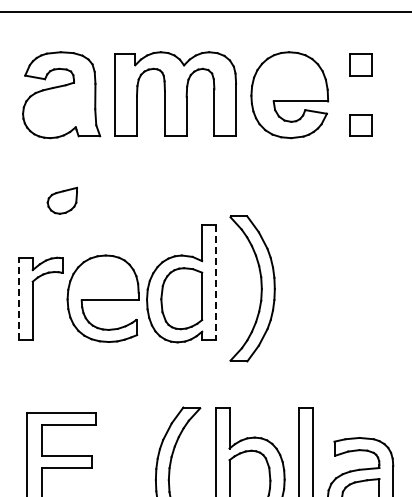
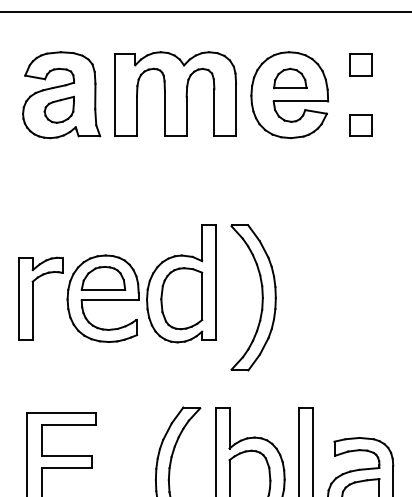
part: none -> present (290, 78)
part position: (61, 200) -> (58, 109) (58, 109)
part: none -> present (103, 278)
line: dashed -> solid (216, 283)
part position: (260, 288) -> (261, 297) (261, 297)
line: dashed -> solid (18, 298)
